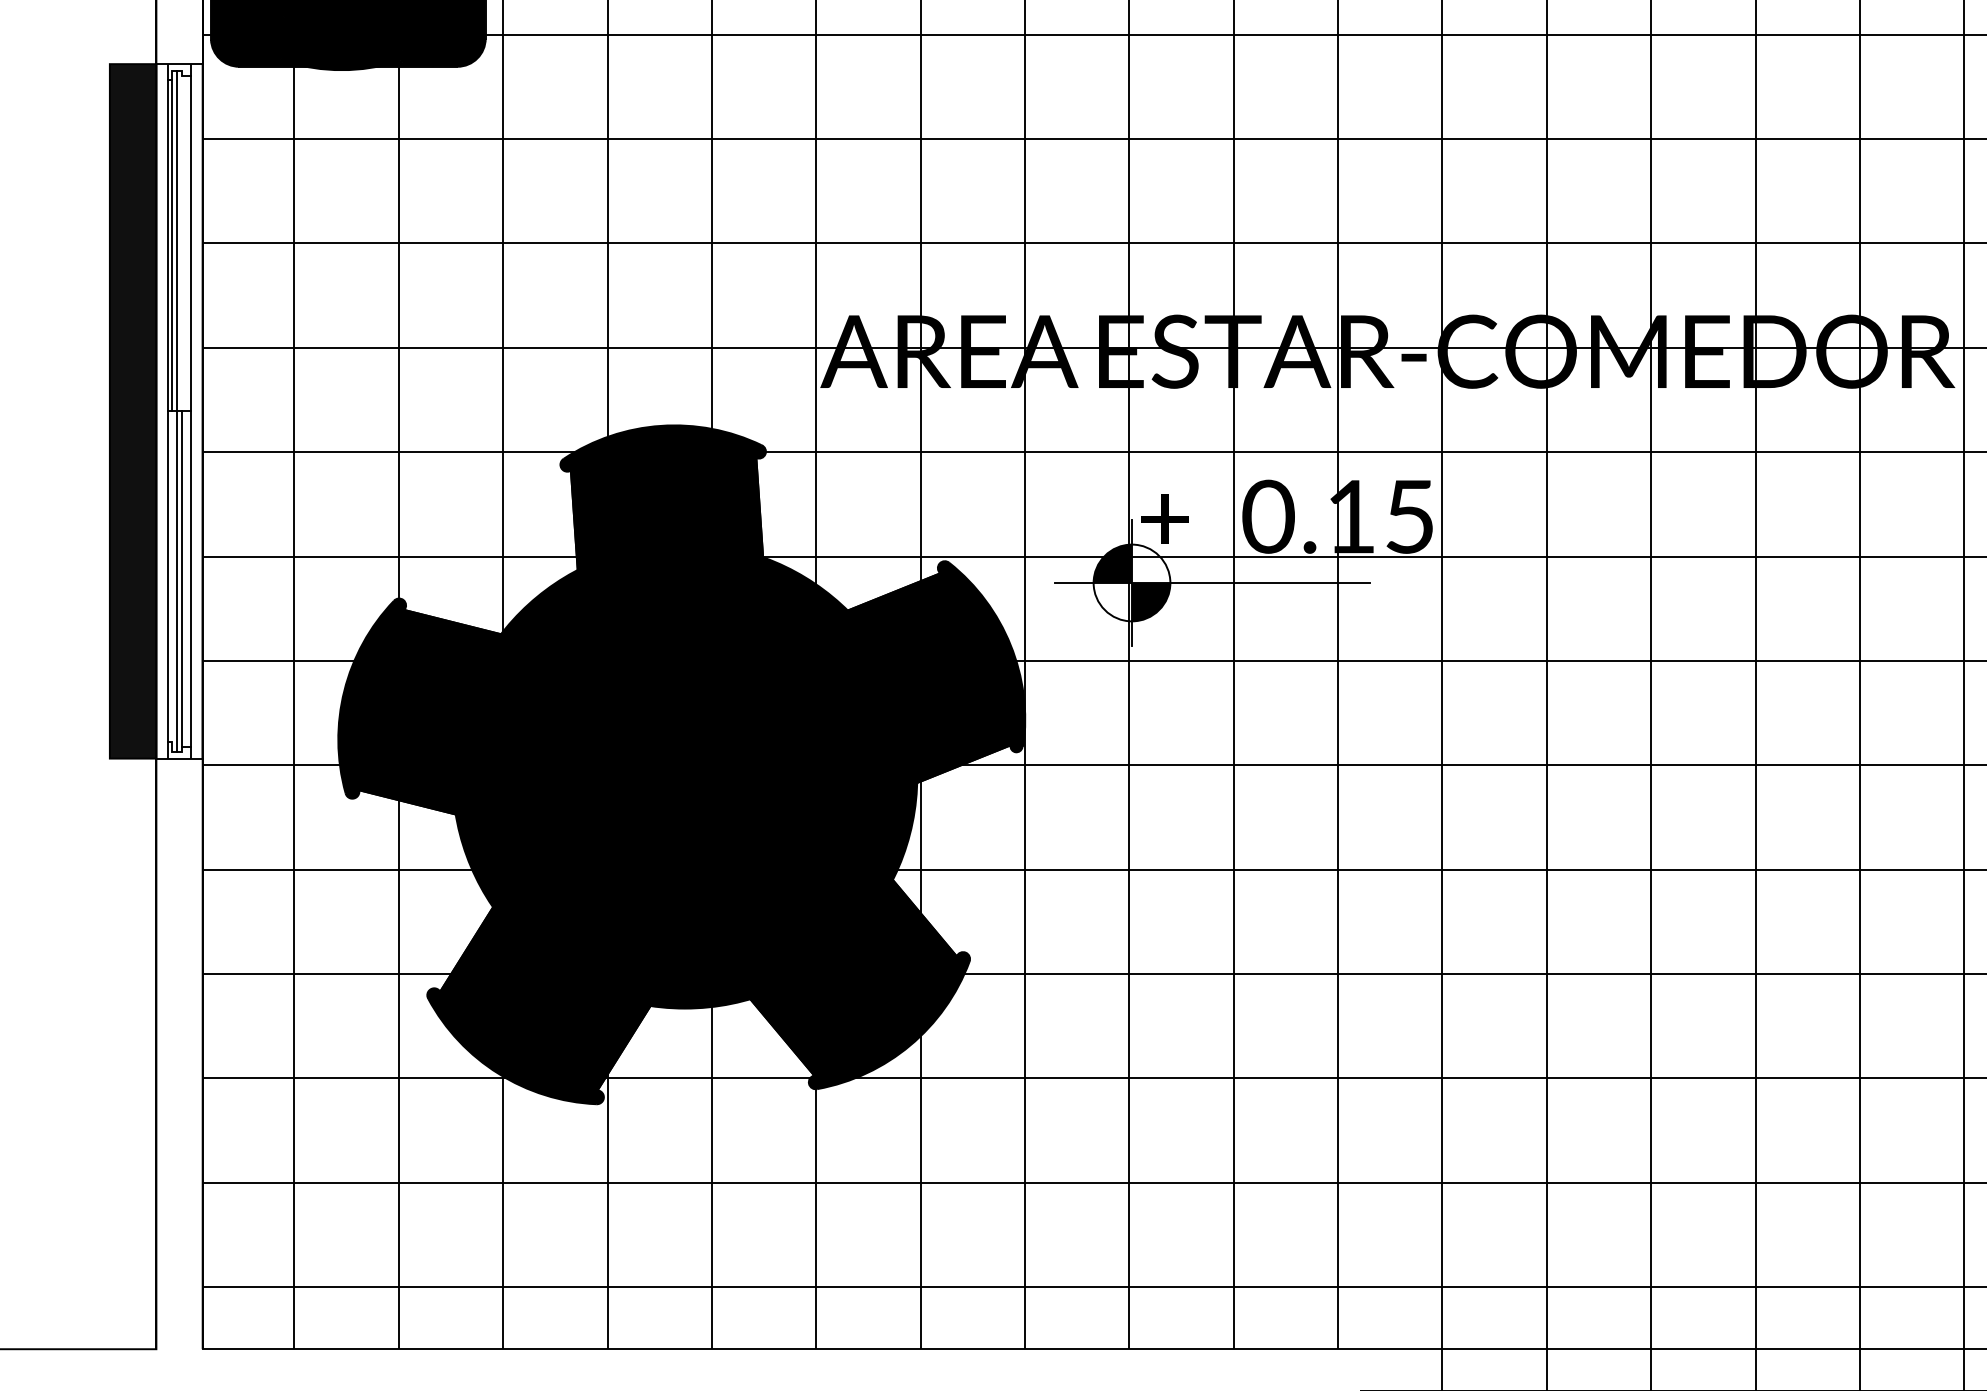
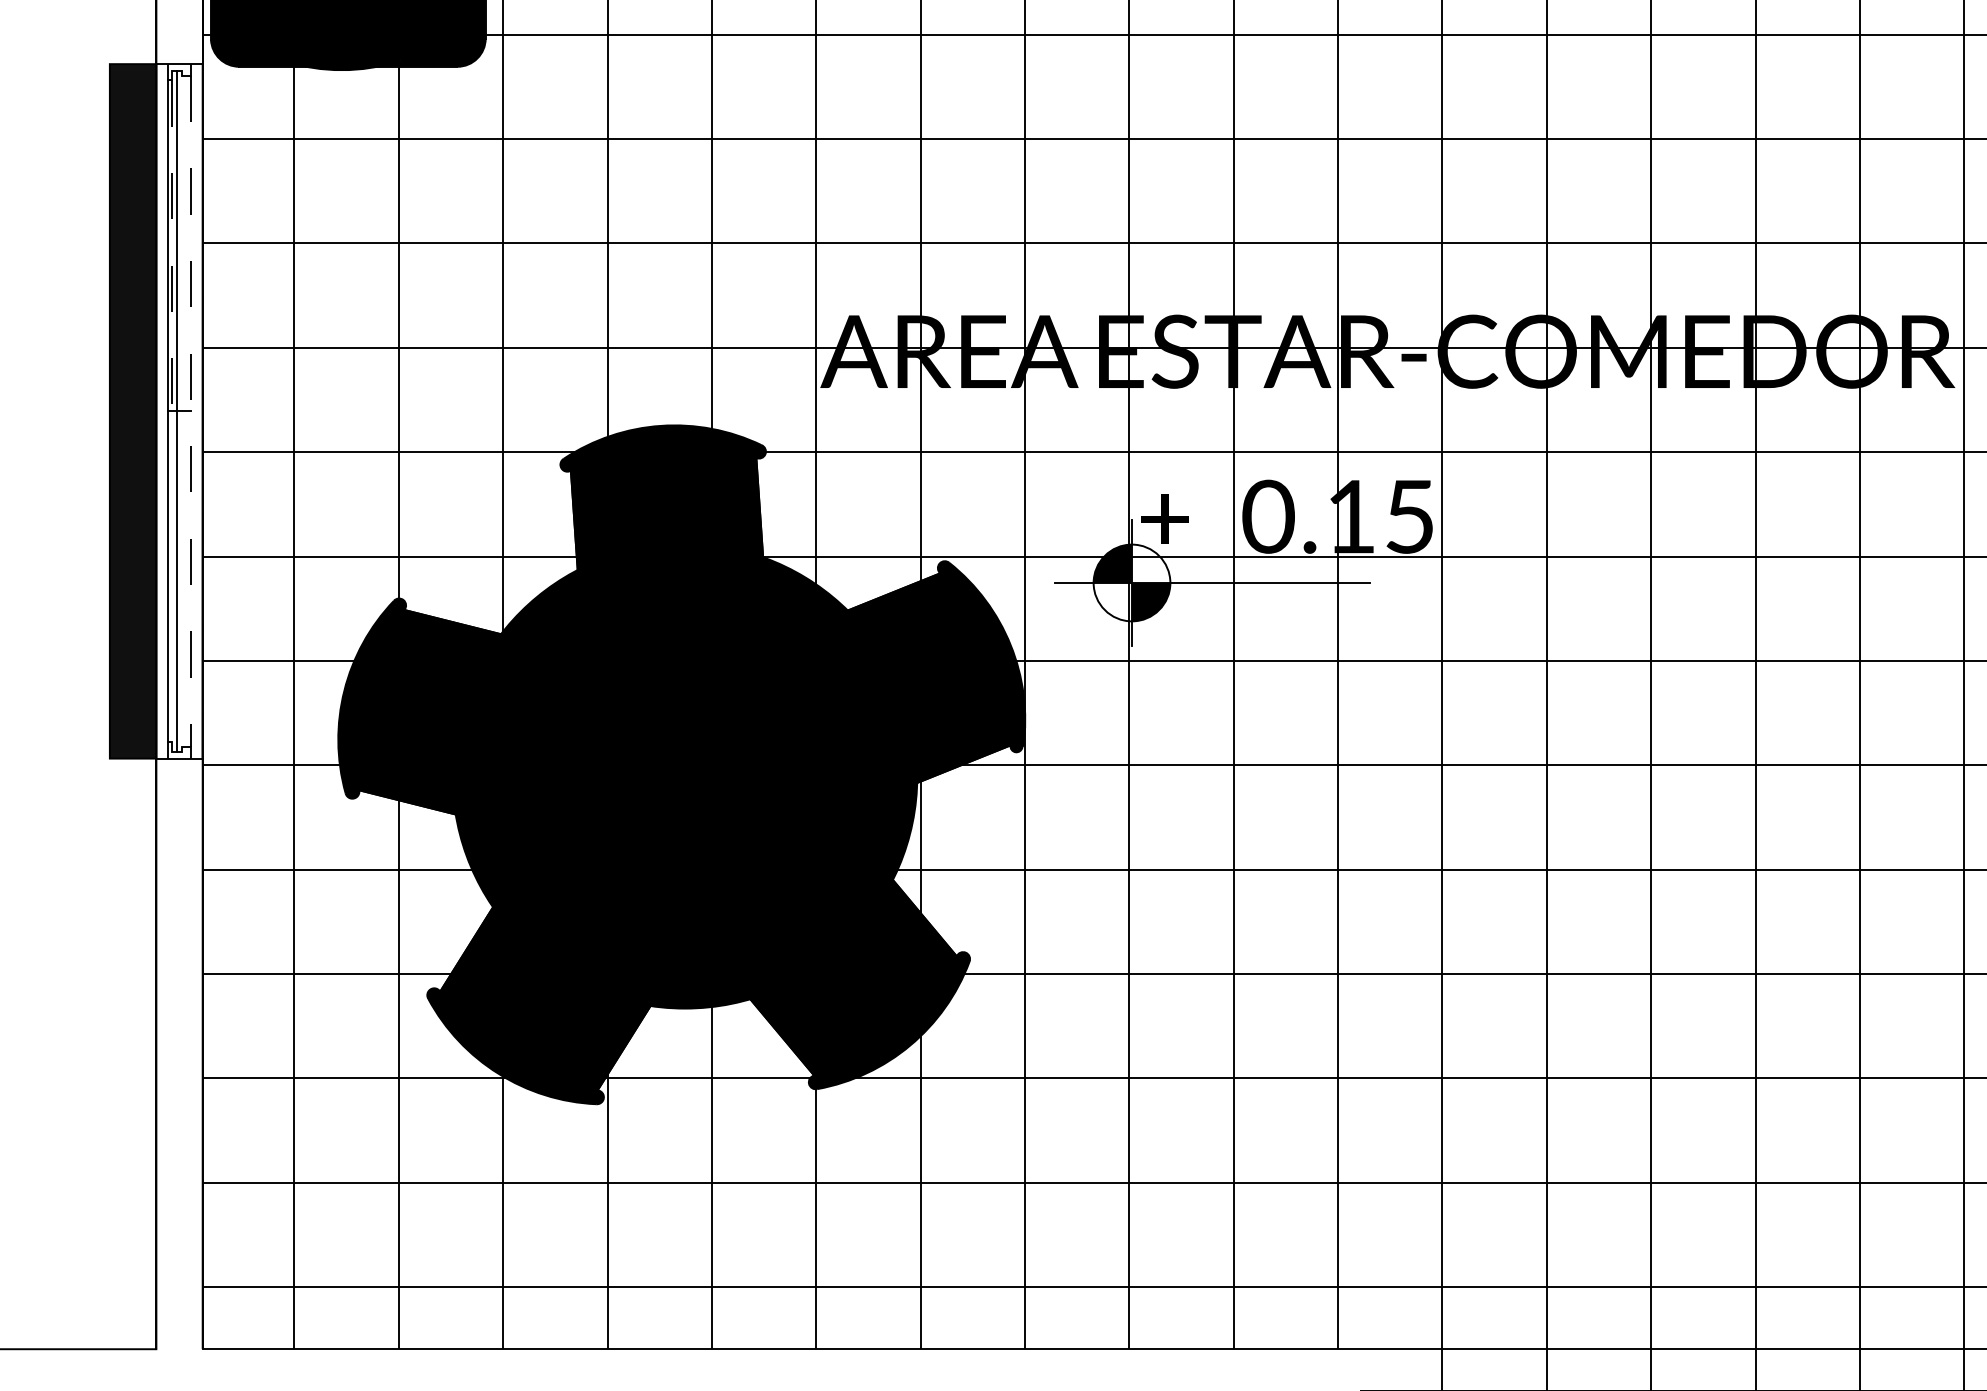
line: solid -> dashed (172, 245)
line: solid -> dashed (190, 411)
line: present -> none (181, 579)
